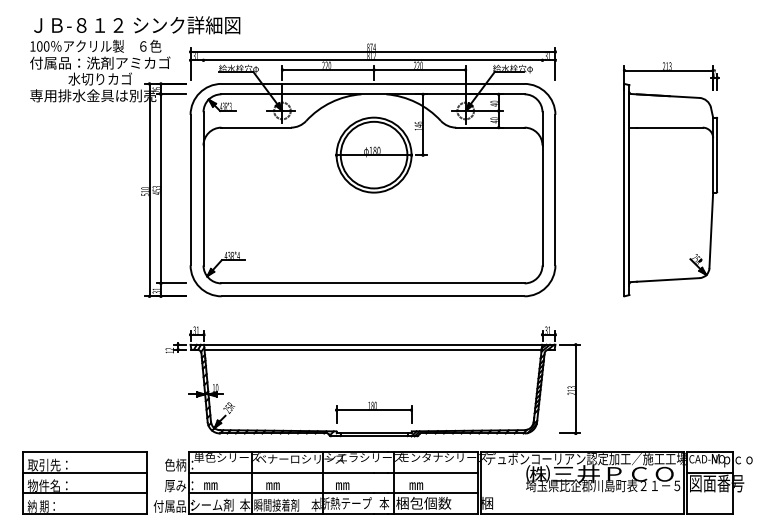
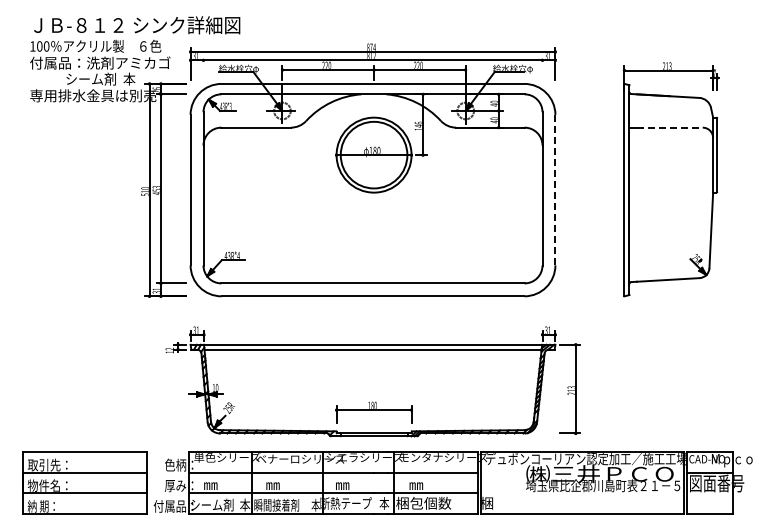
text: 水切りカゴ -> シーム剤  本 (100, 78)
line: solid -> dashed (669, 127)
line: solid -> dashed (555, 190)
